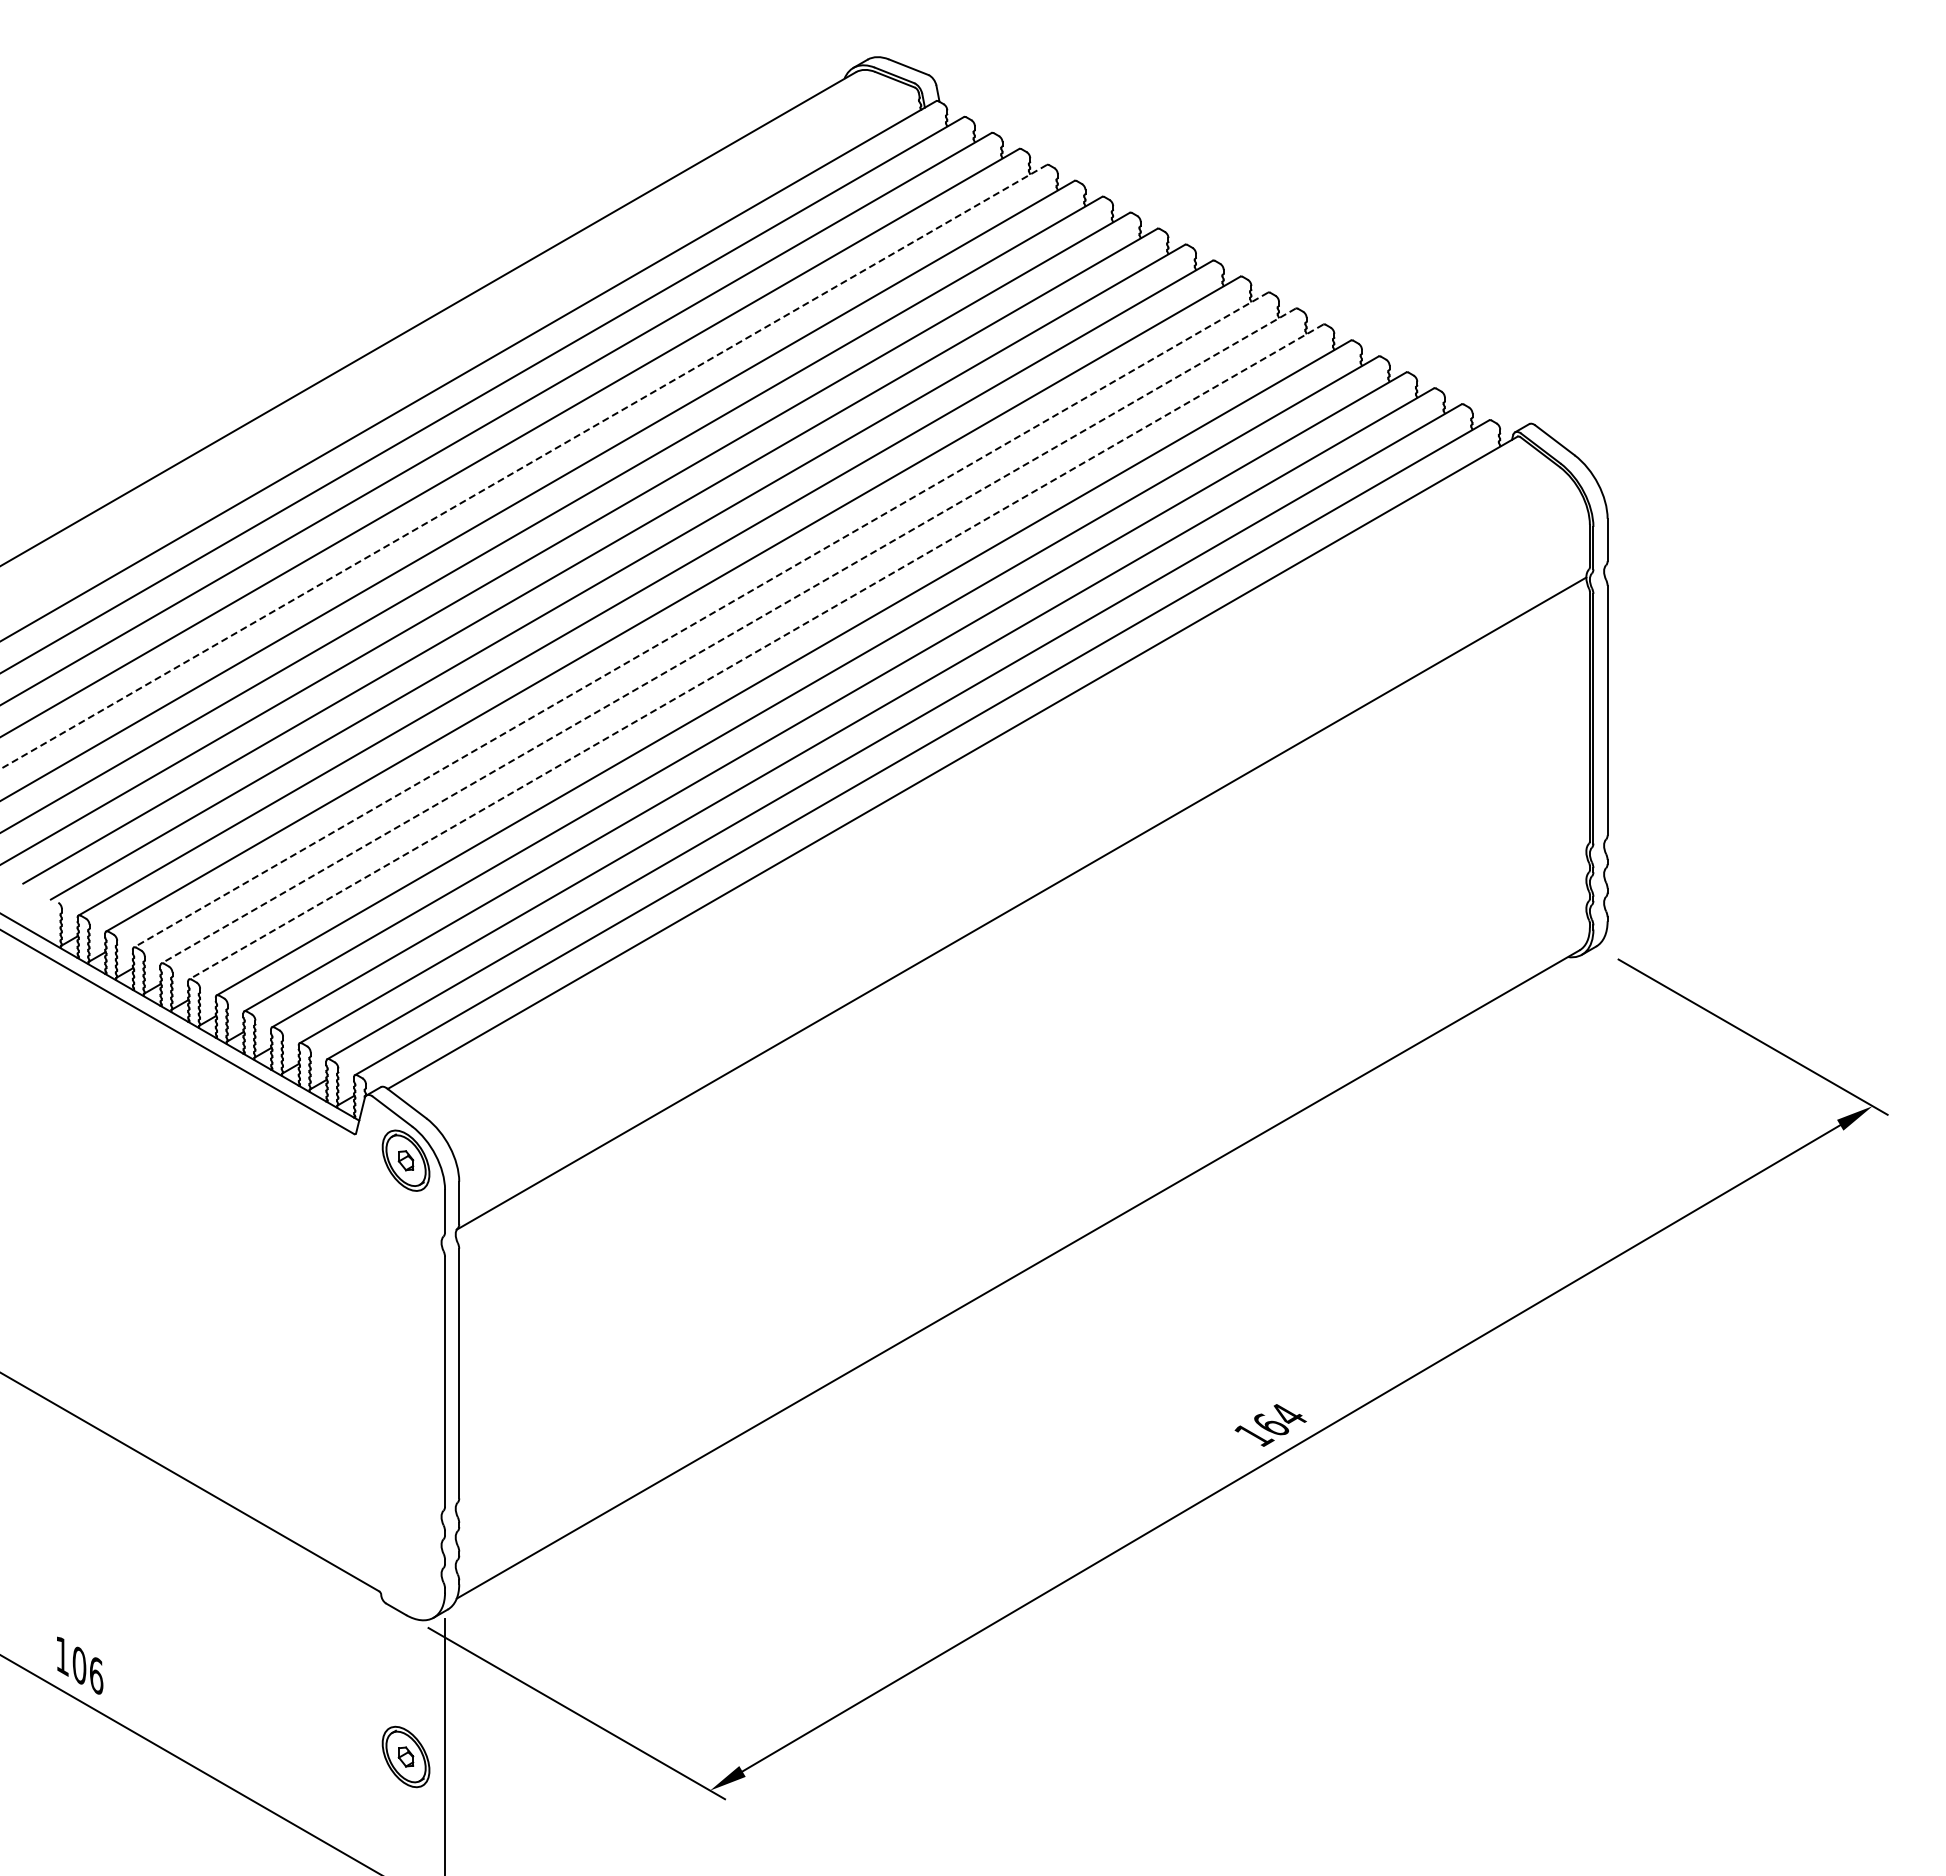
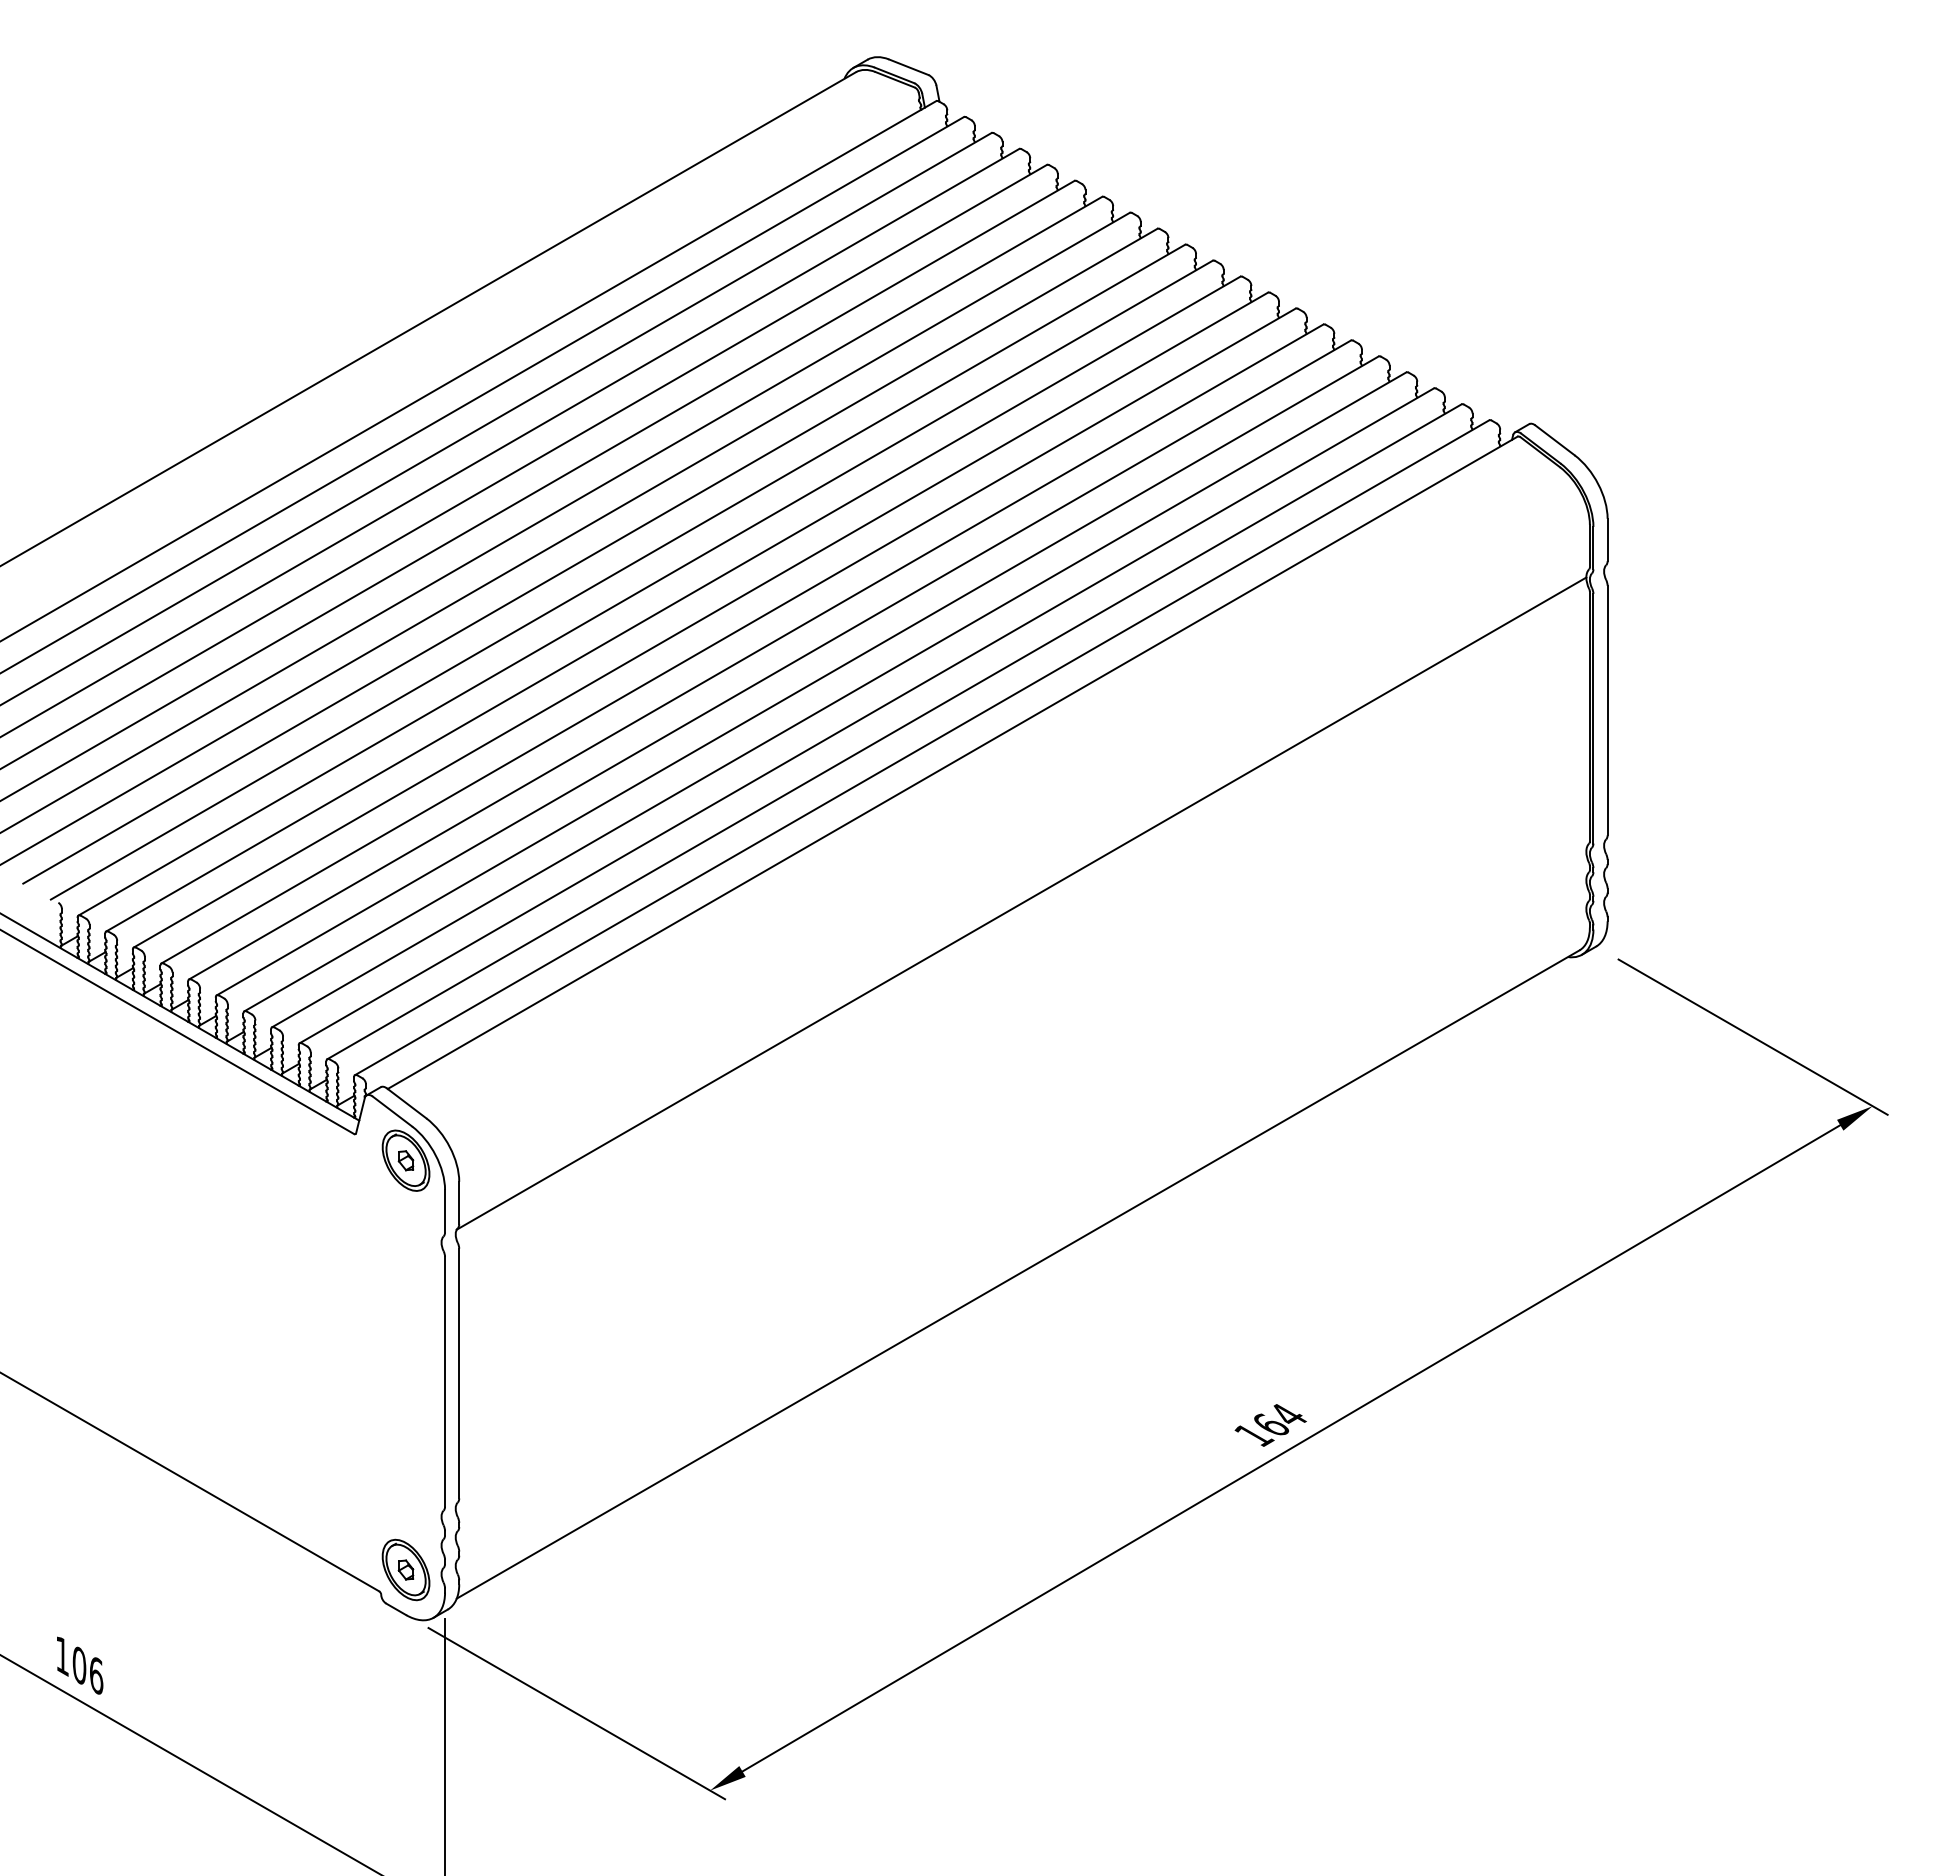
line: dashed -> solid (523, 467)
line: dashed -> solid (700, 620)
line: dashed -> solid (728, 636)
line: dashed -> solid (756, 651)
part position: (405, 1756) -> (405, 1569) (405, 1569)
